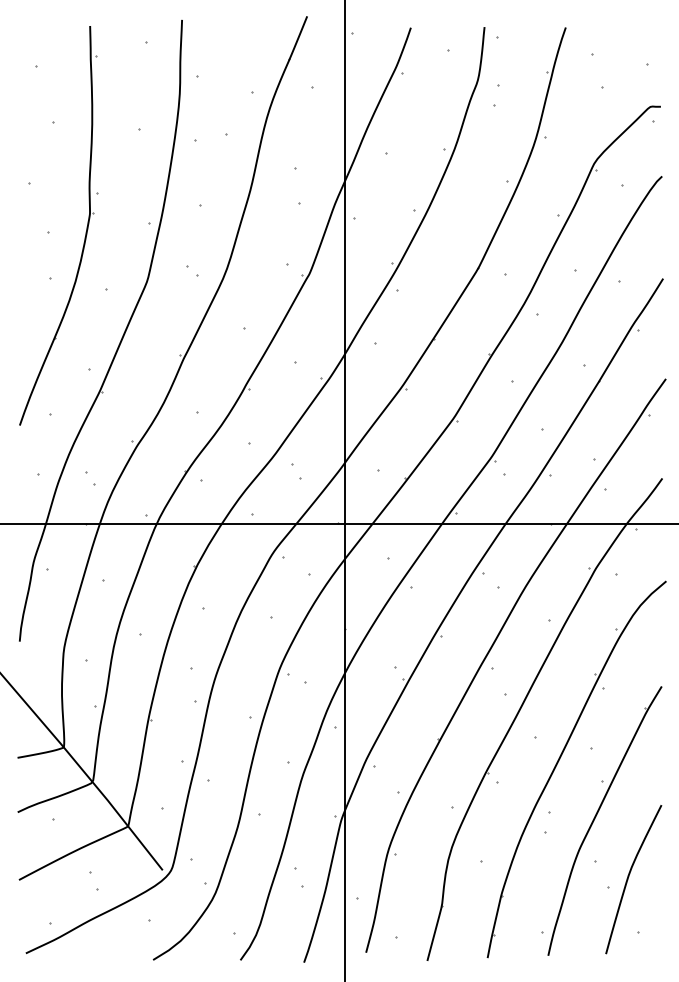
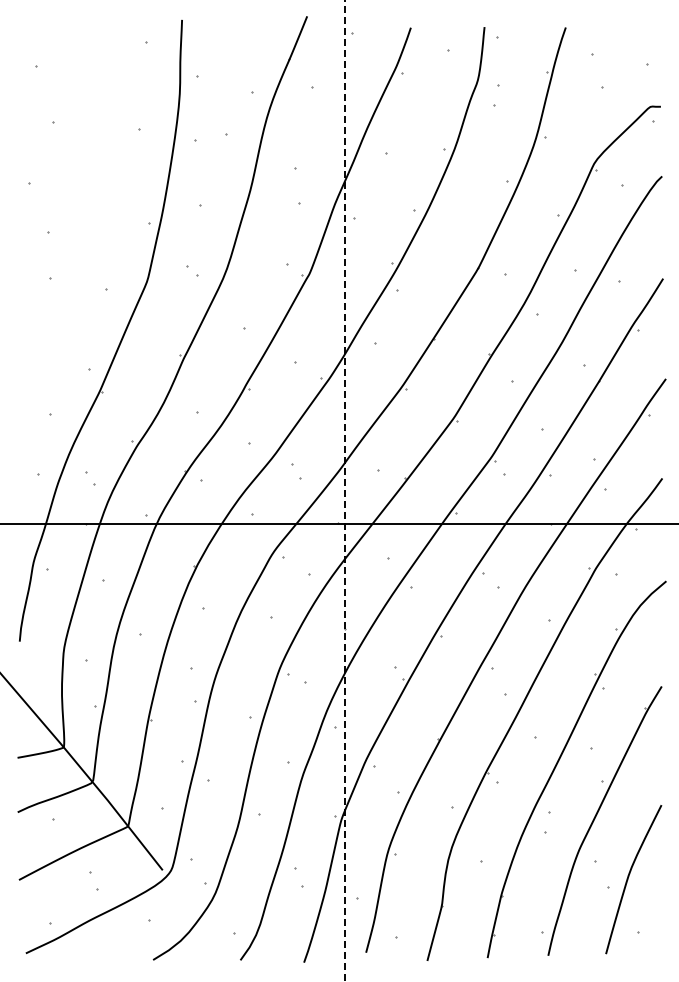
part: present -> none (85, 232)
line: solid -> dashed (345, 490)
